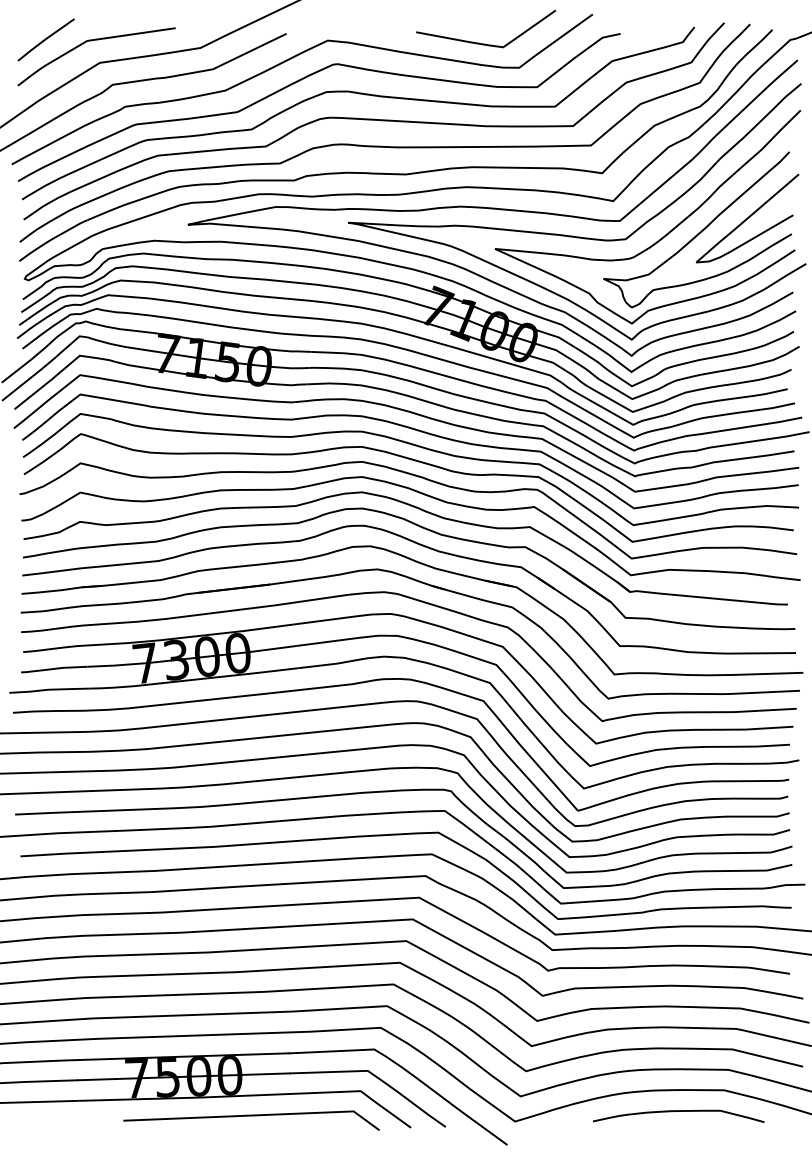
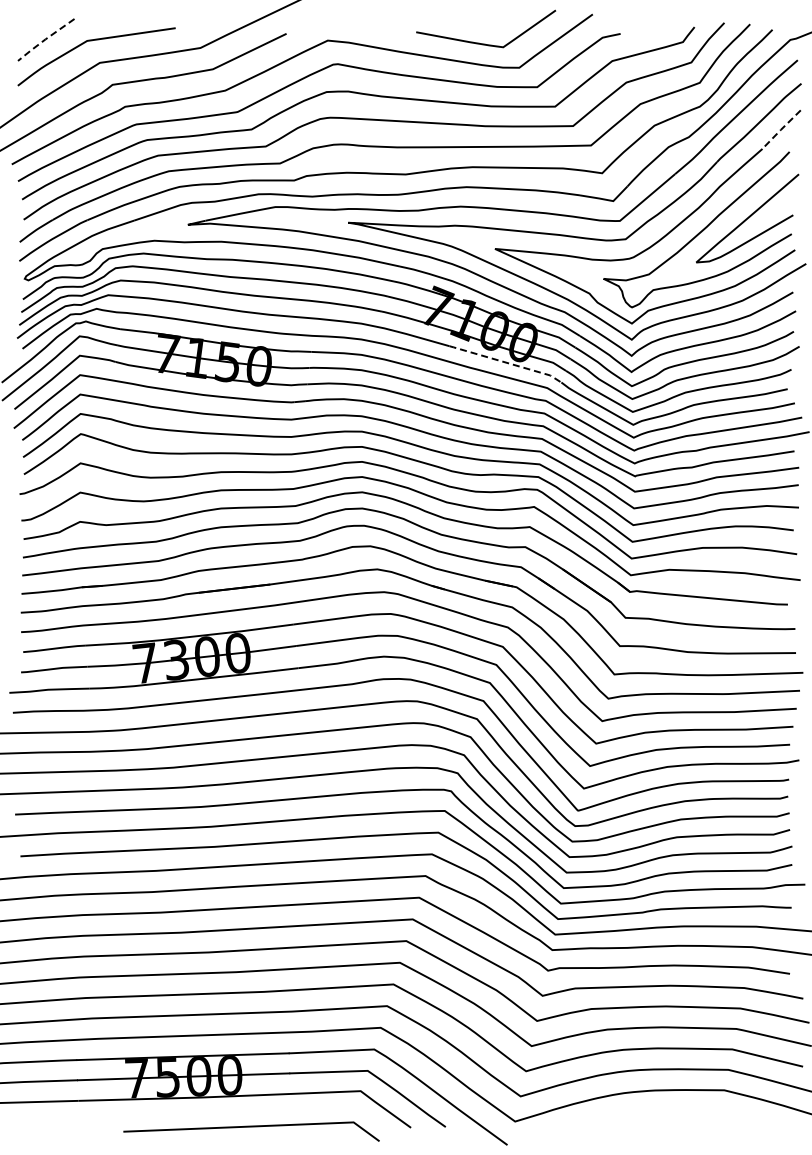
line: solid -> dashed (45, 39)
line: solid -> dashed (780, 129)
line: solid -> dashed (506, 362)
curve: present -> none (678, 1111)
line position: (251, 1116) -> (251, 1127) (251, 1127)
